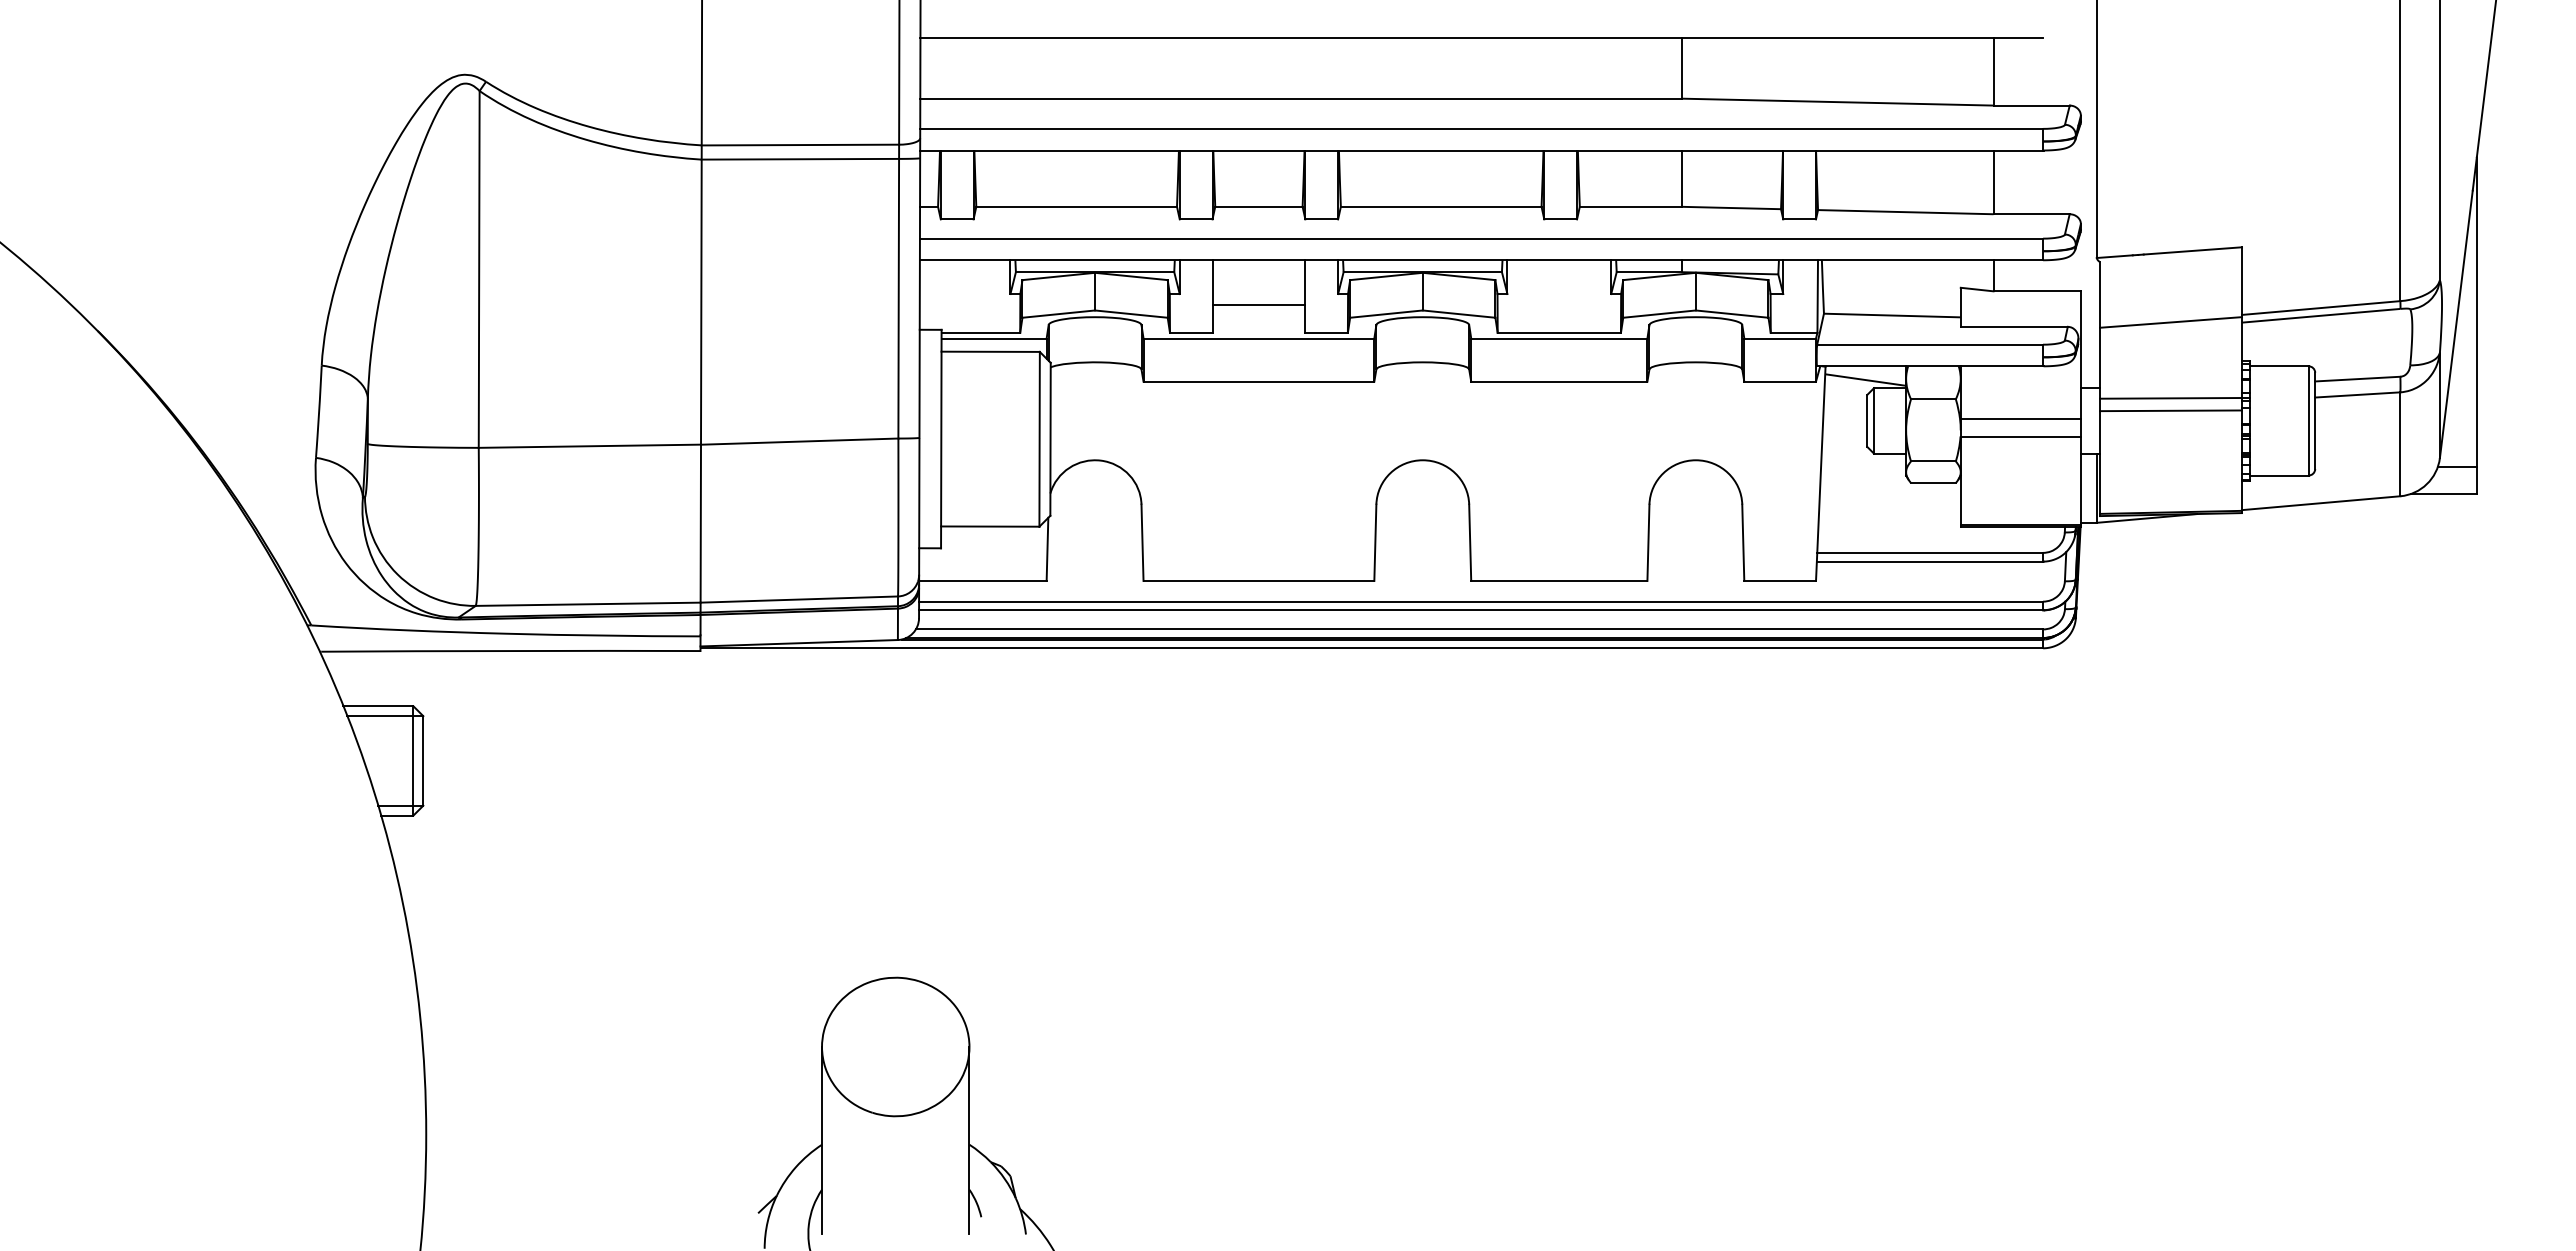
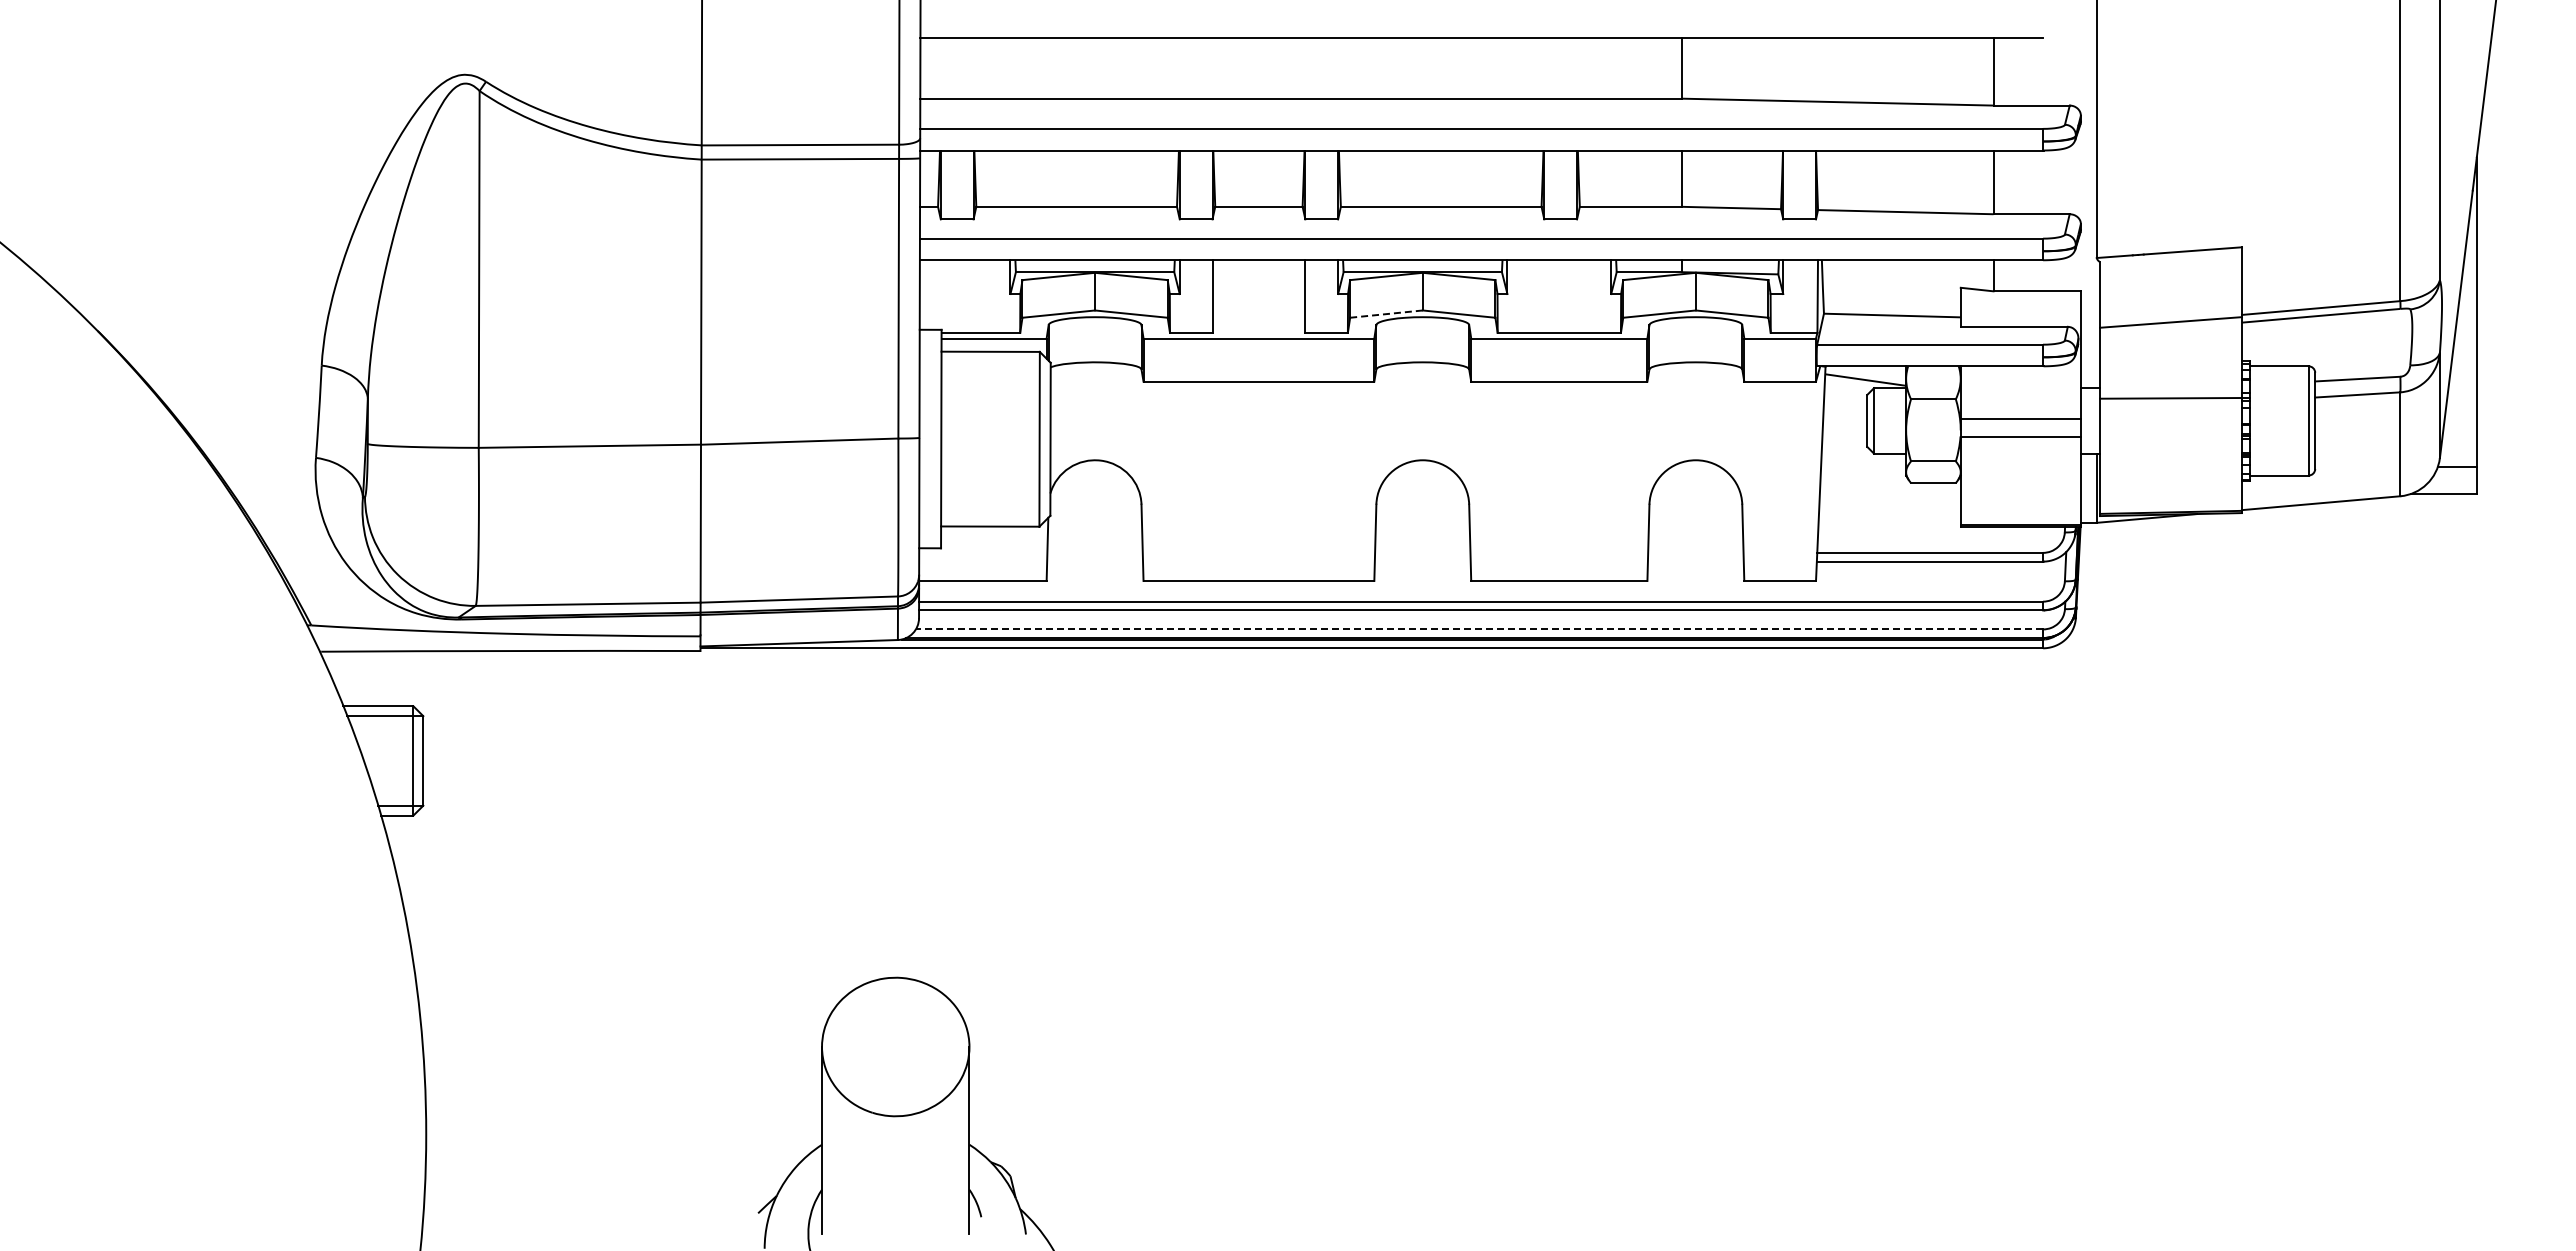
line: present -> none (1258, 304)
line: solid -> dashed (1385, 314)
line: present -> none (2171, 410)
line: solid -> dashed (1479, 629)
